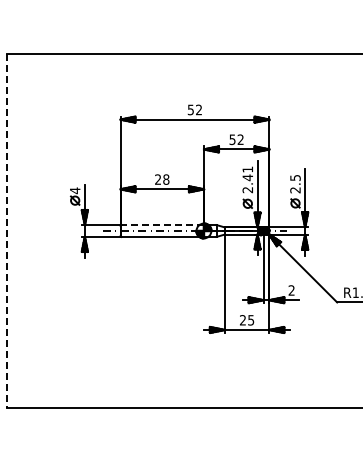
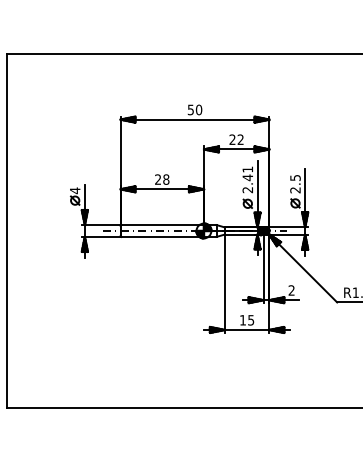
text: 52 -> 50 (198, 109)
text: 52 -> 22 (232, 139)
line: dashed -> solid (162, 225)
line: dashed -> solid (7, 231)
text: 25 -> 15 (242, 320)
